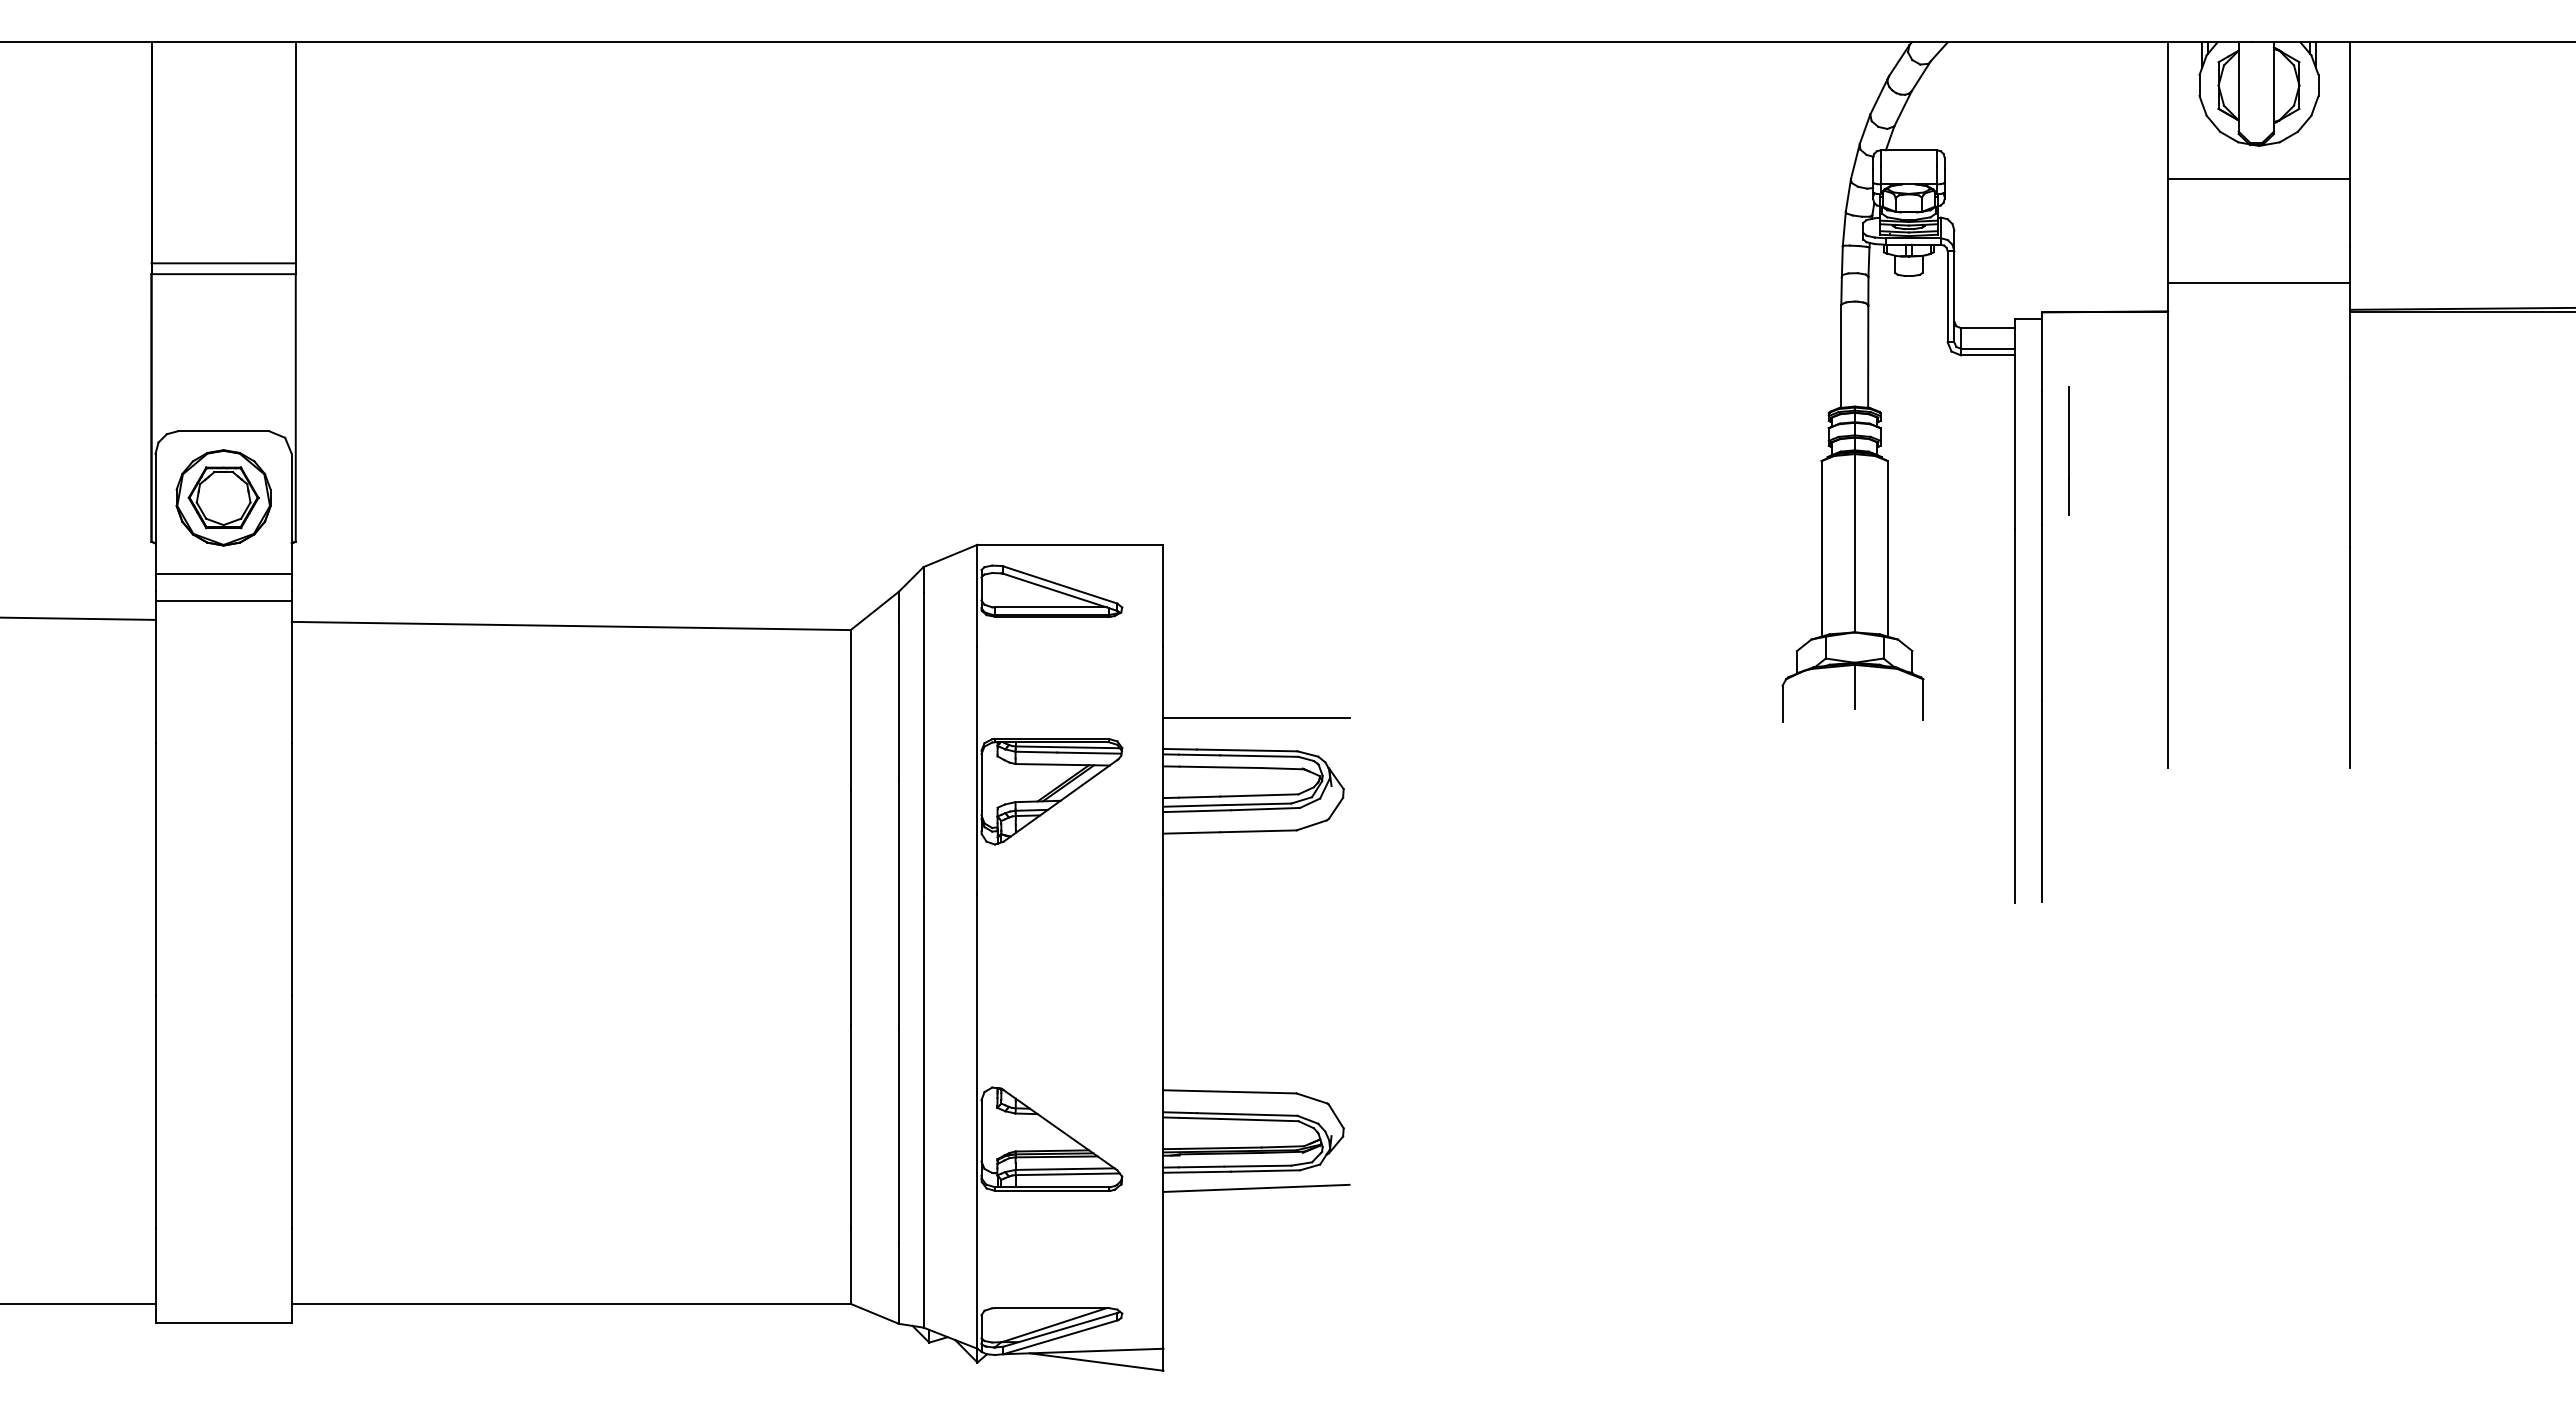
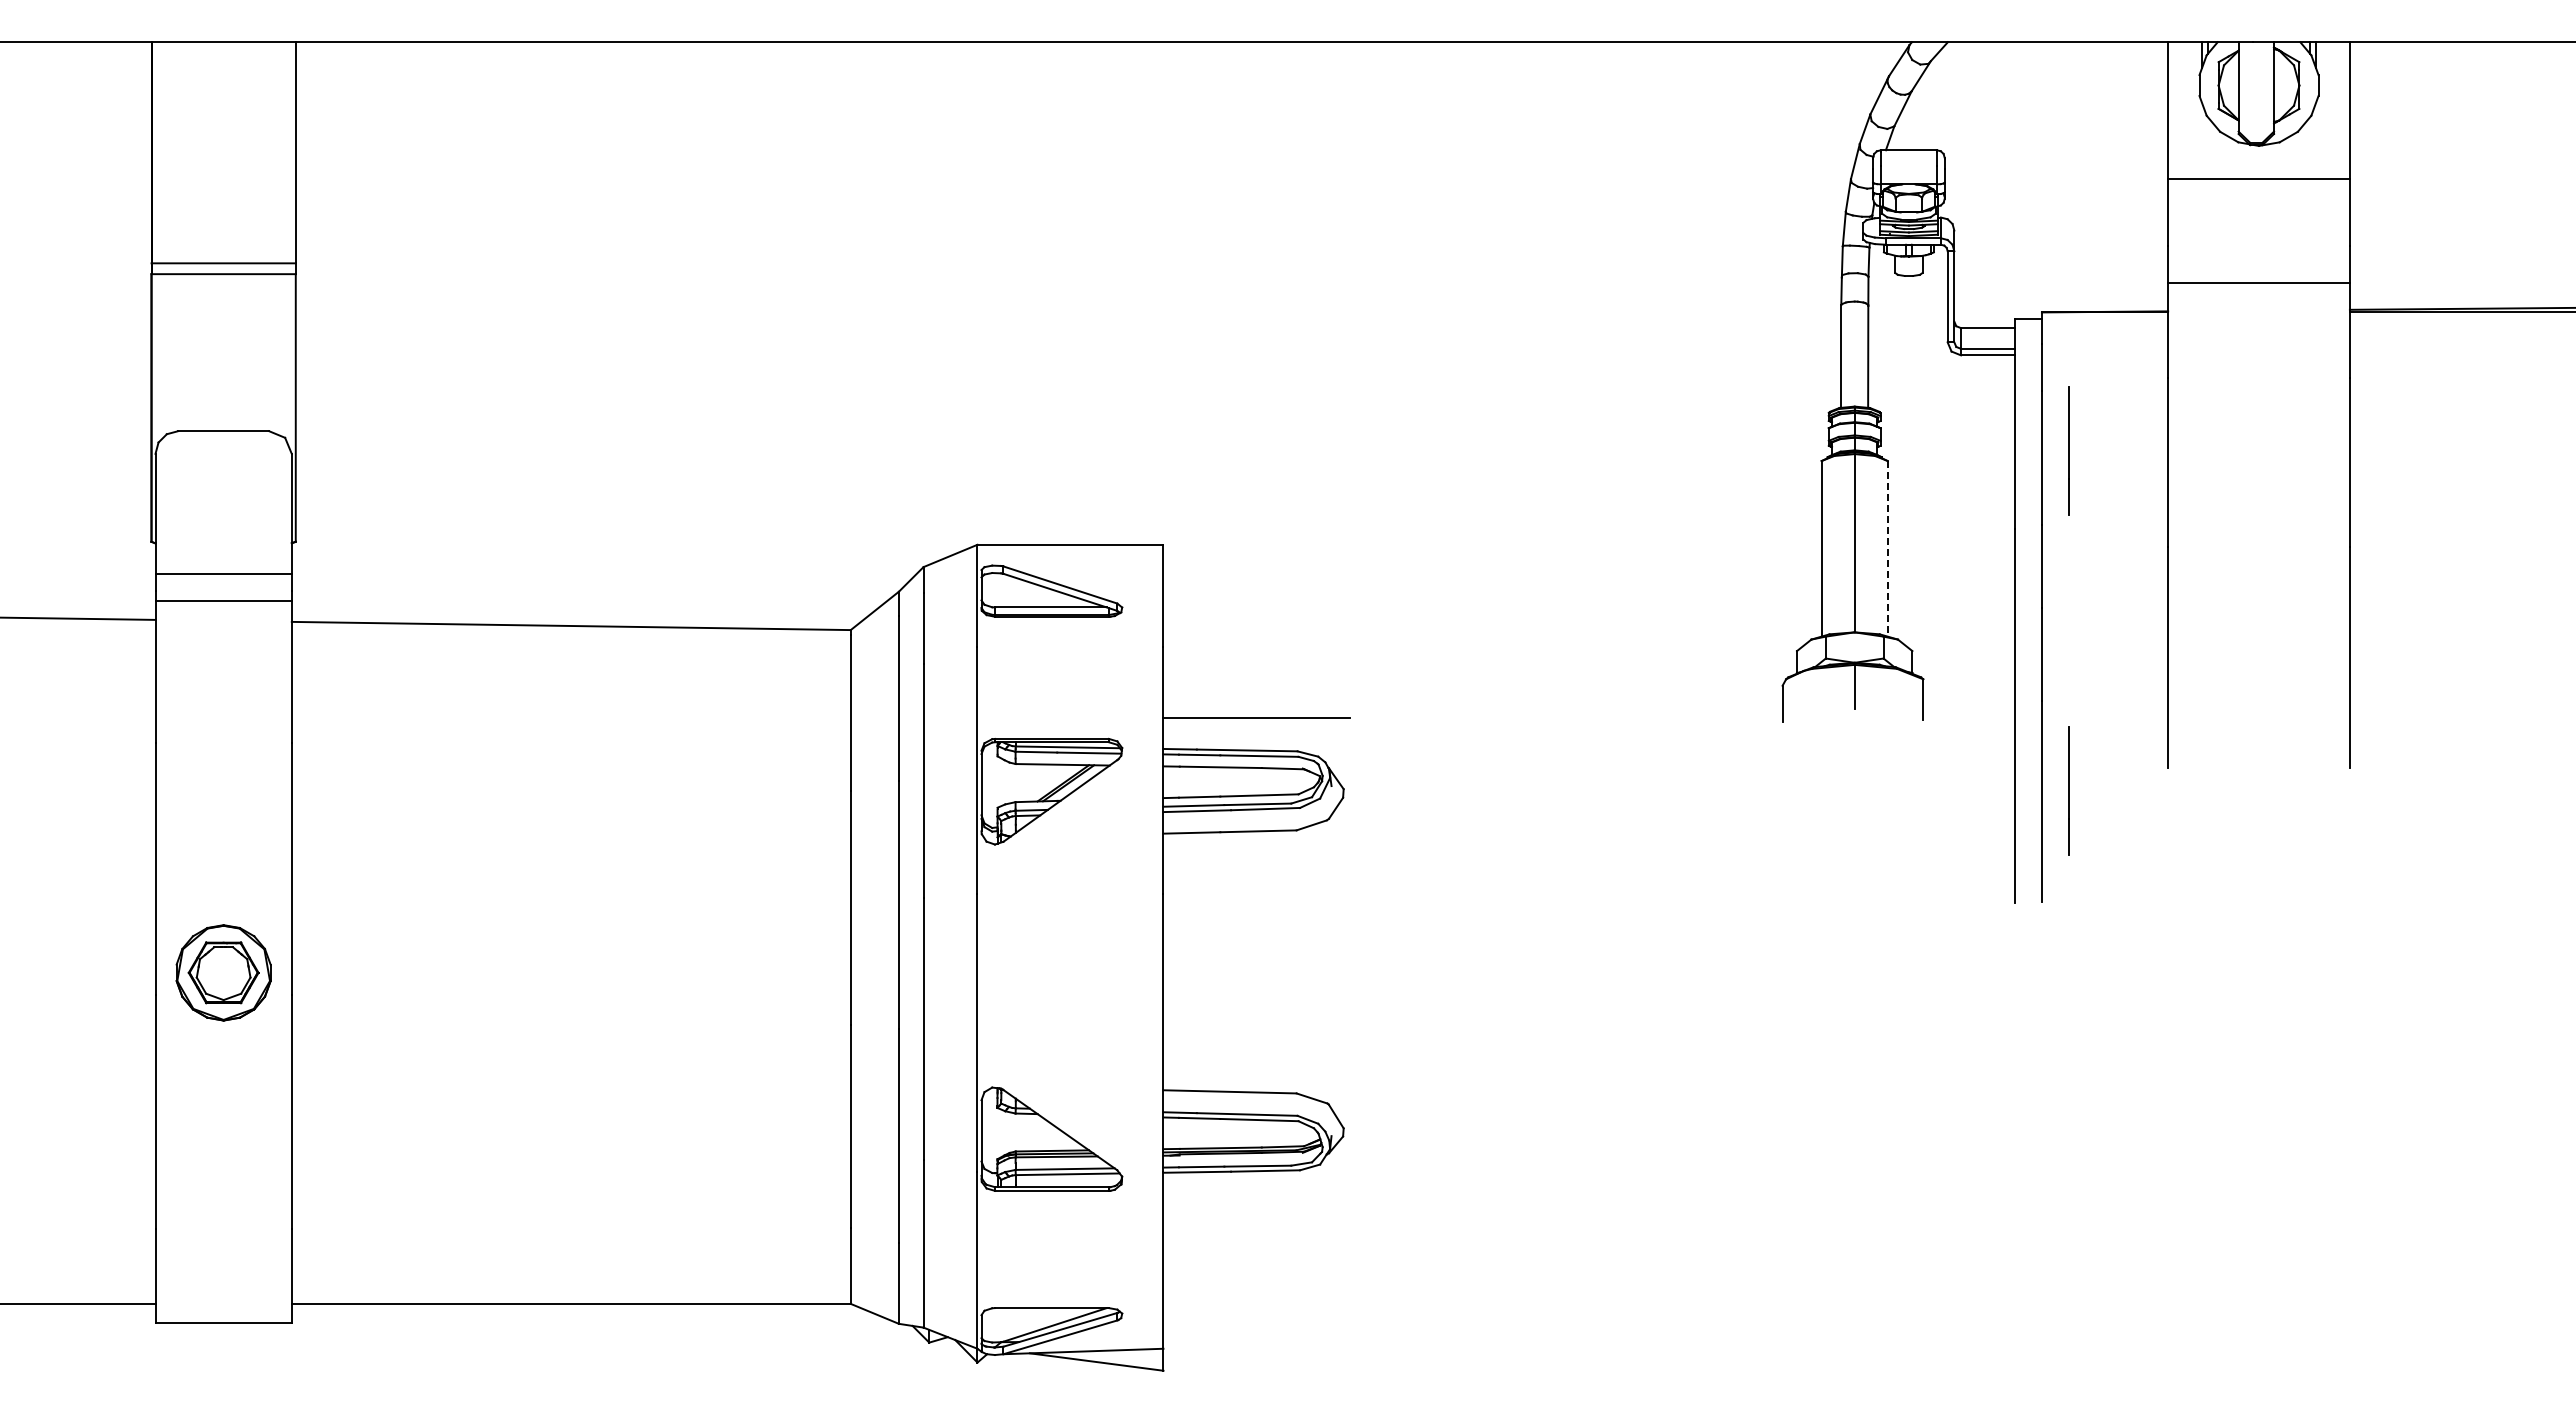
part position: (223, 497) -> (223, 972) (223, 972)
line: solid -> dashed (1887, 548)
line: none -> present (2068, 790)
line: present -> none (1256, 1187)
